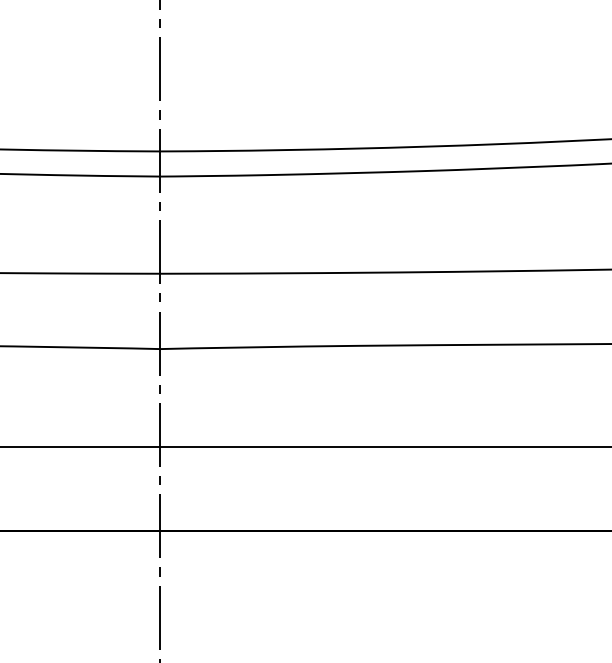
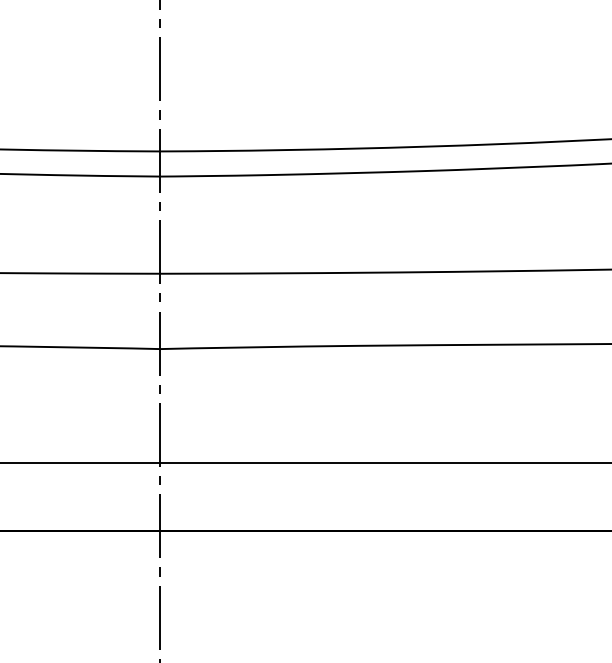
line position: (305, 446) -> (305, 462) (305, 462)
